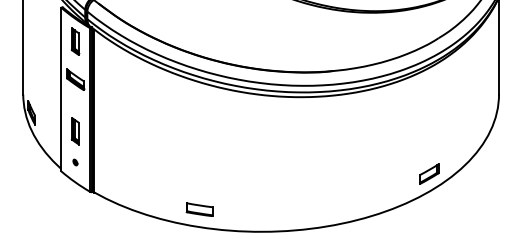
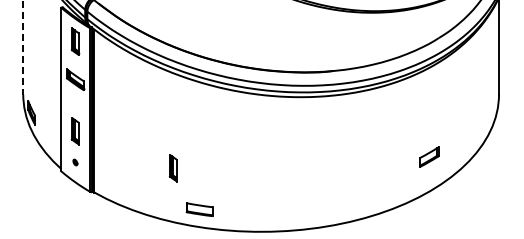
line: solid -> dashed (23, 47)
part: none -> present (172, 168)
part position: (429, 173) -> (429, 156) (429, 156)
